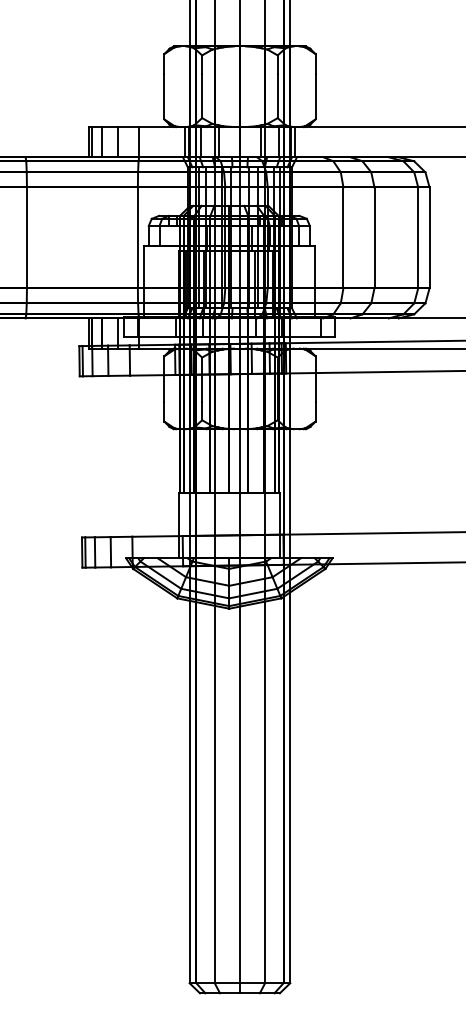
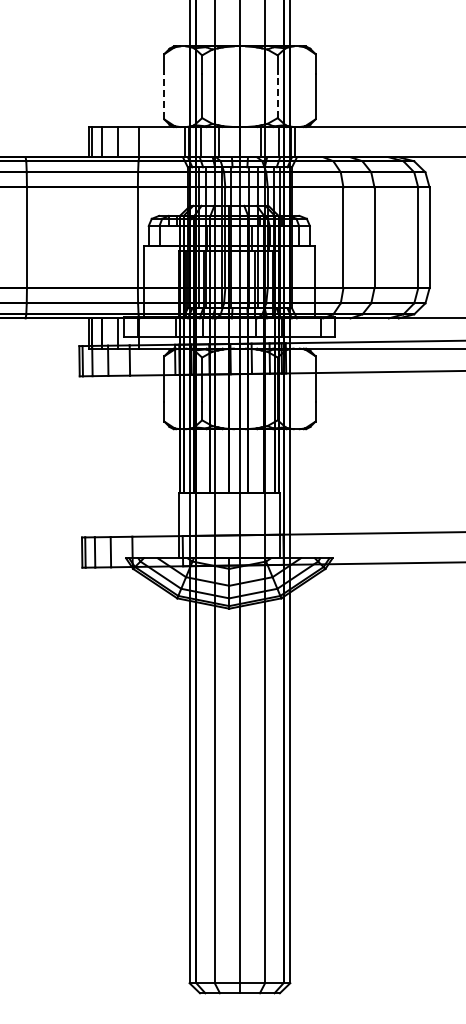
line: solid -> dashed (164, 96)
line: solid -> dashed (277, 96)
